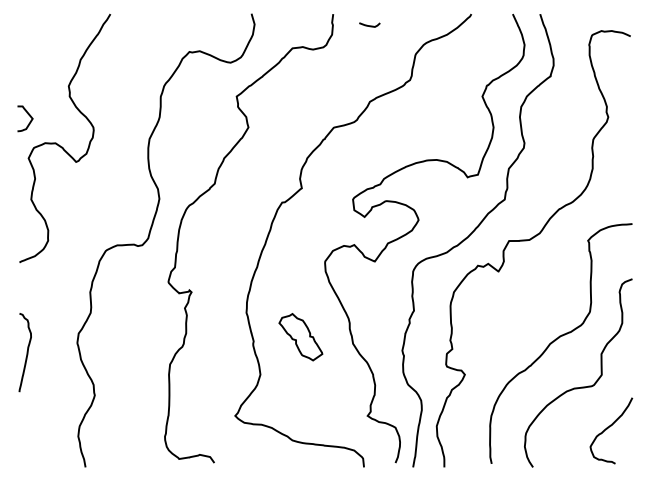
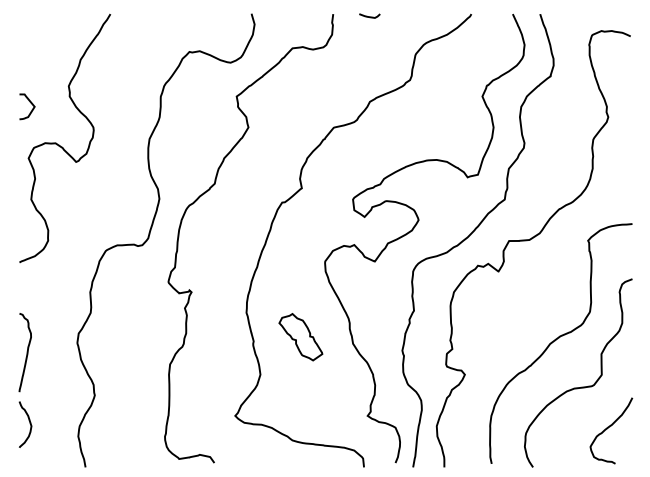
curve position: (369, 25) -> (369, 16) (369, 16)
curve position: (28, 115) -> (30, 103) (30, 103)
curve: none -> present (29, 423)
